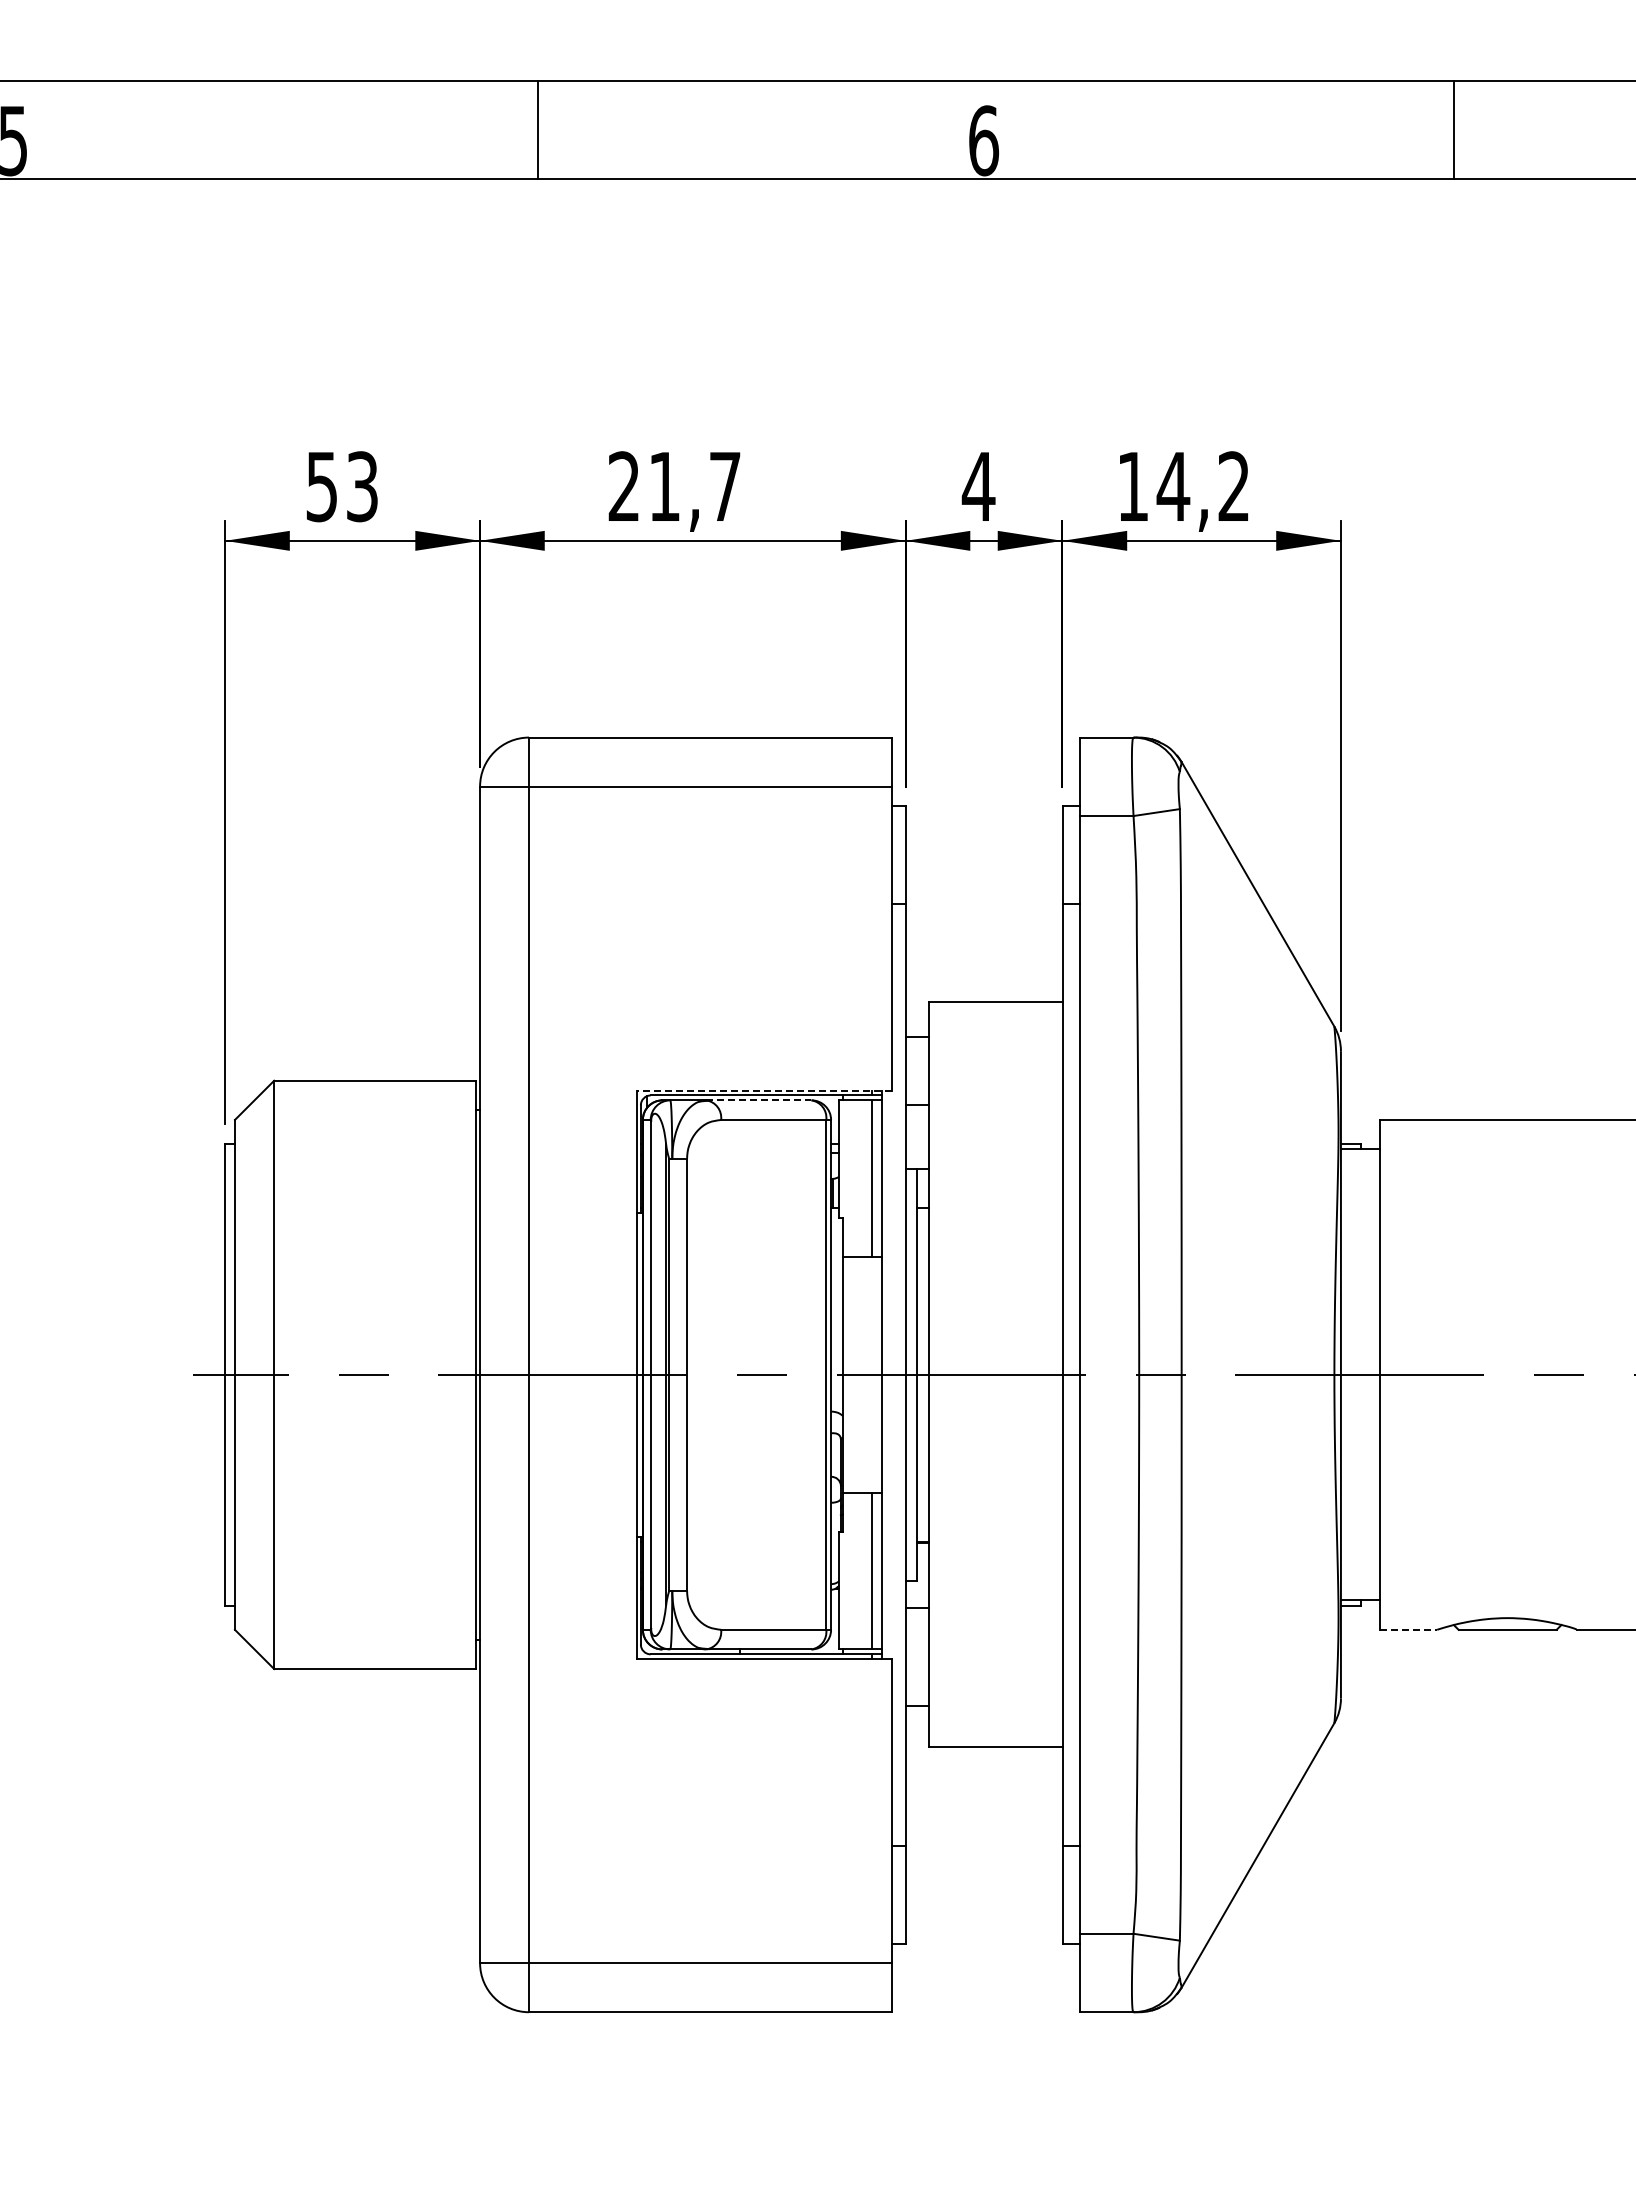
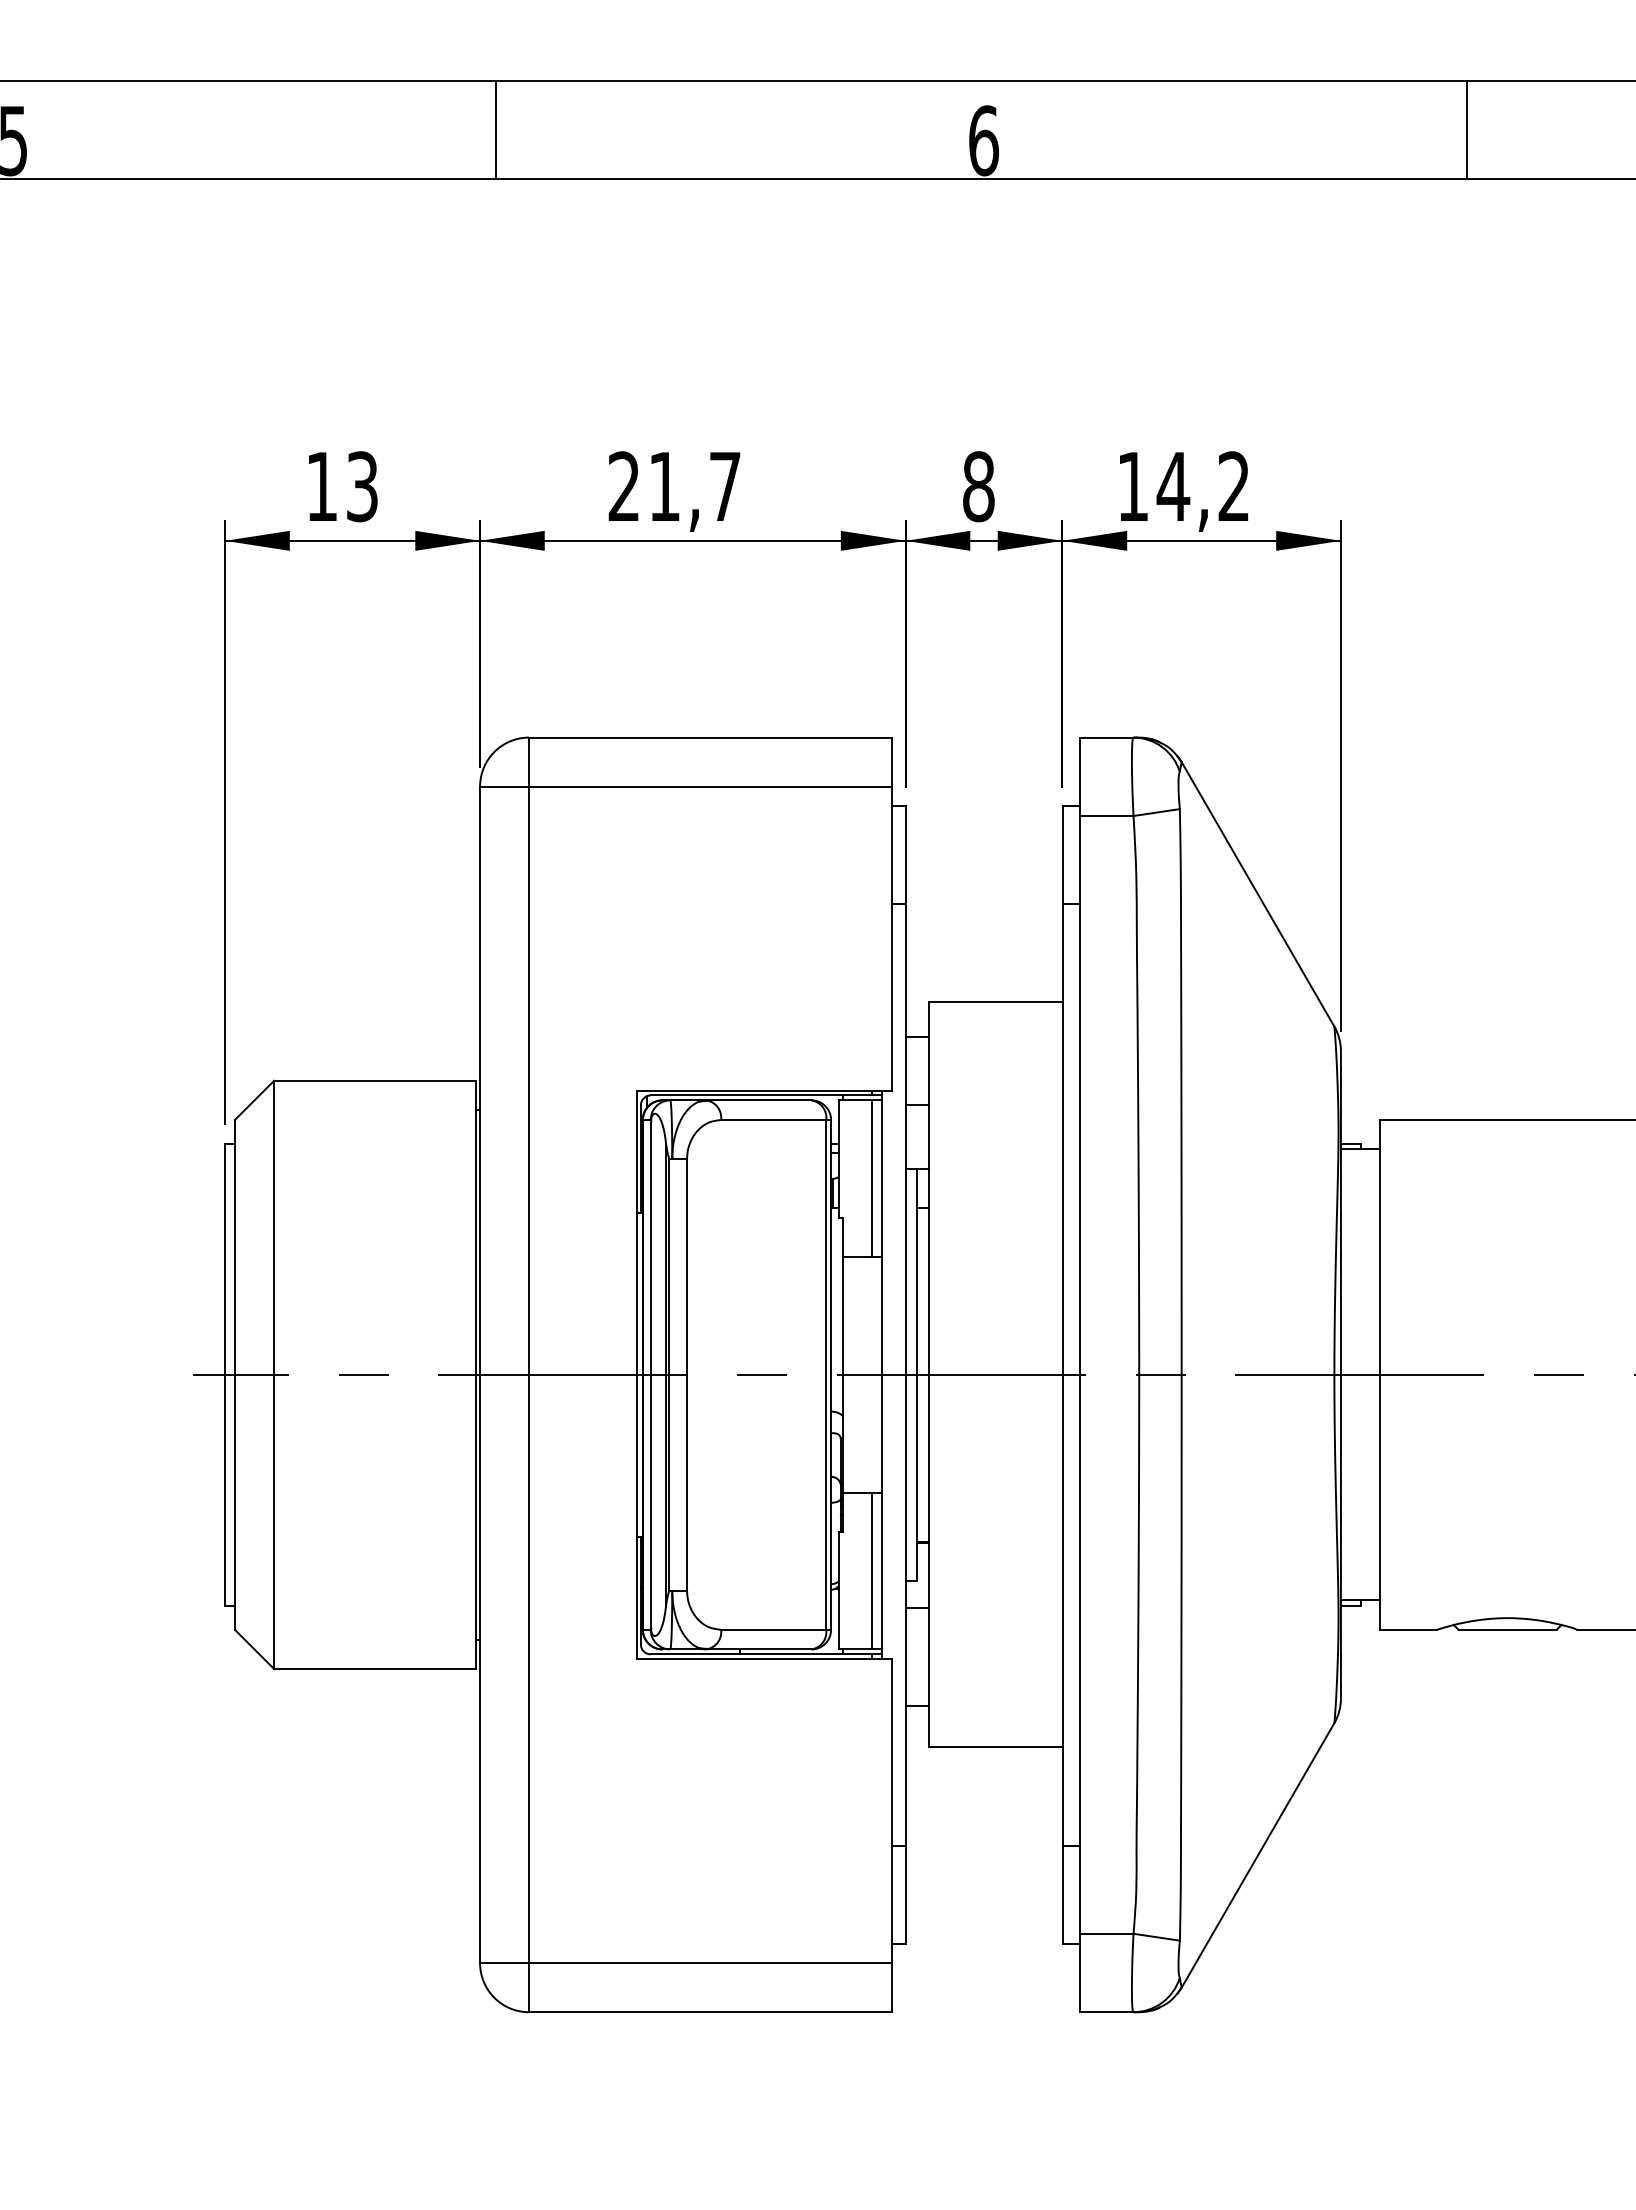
line position: (537, 129) -> (495, 129) (495, 129)
line position: (1453, 129) -> (1466, 129) (1466, 129)
text: 4 -> 8 (978, 486)
text: 53 -> 13 (321, 487)
line: dashed -> solid (763, 1090)
line: dashed -> solid (758, 1100)
line: dashed -> solid (1409, 1629)
